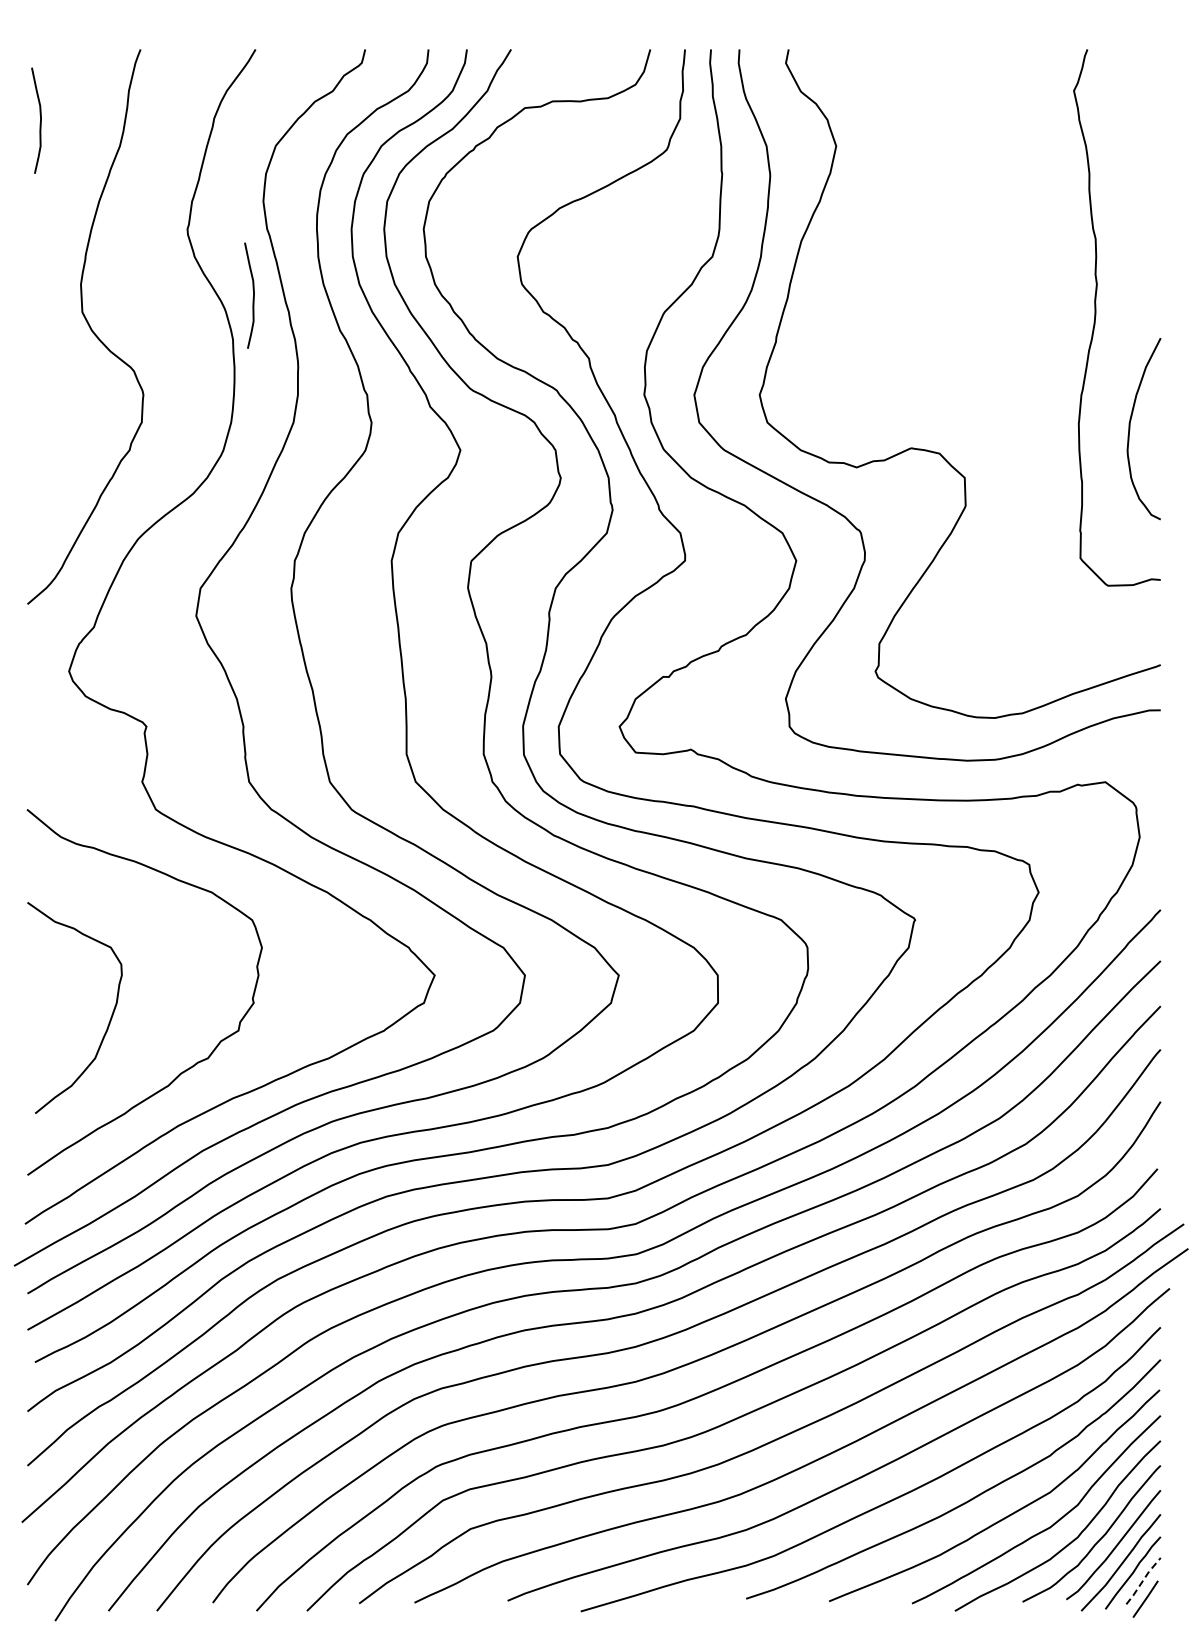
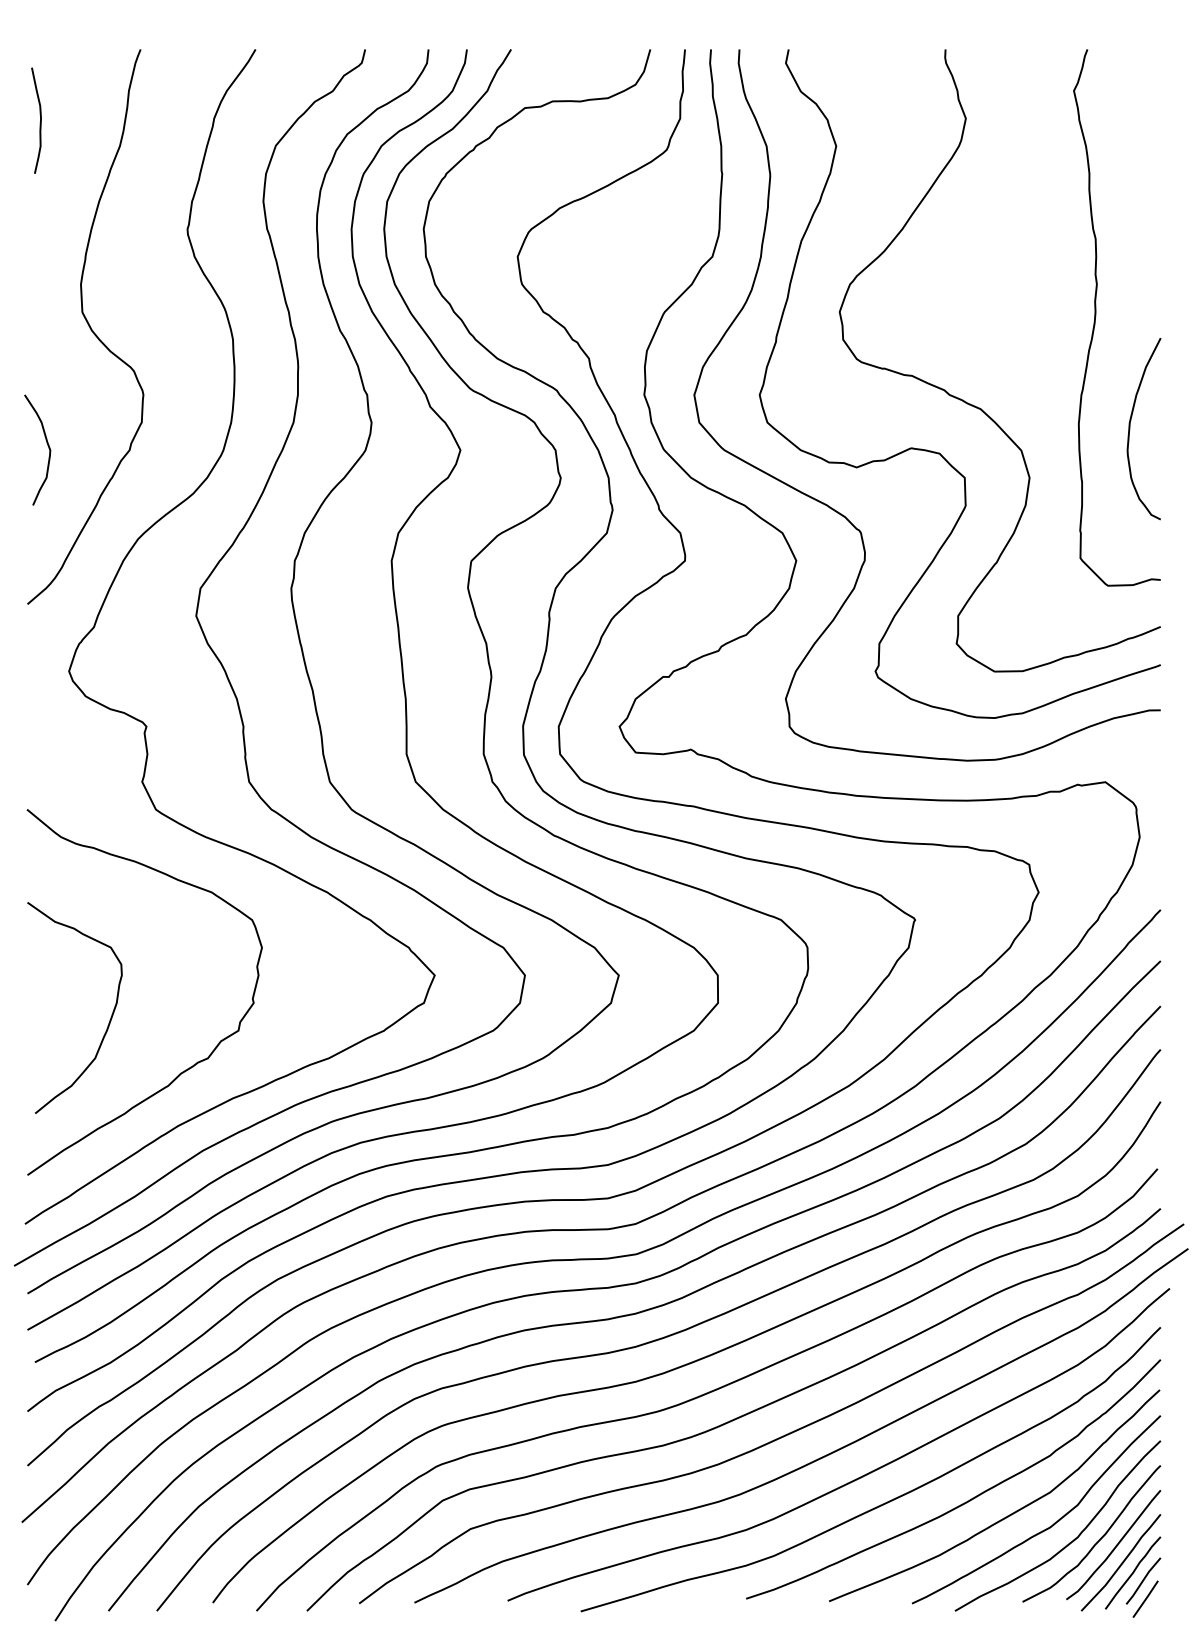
curve: present -> none (253, 295)
curve: none -> present (977, 406)
curve: none -> present (47, 445)
line: dashed -> solid (1143, 1580)
